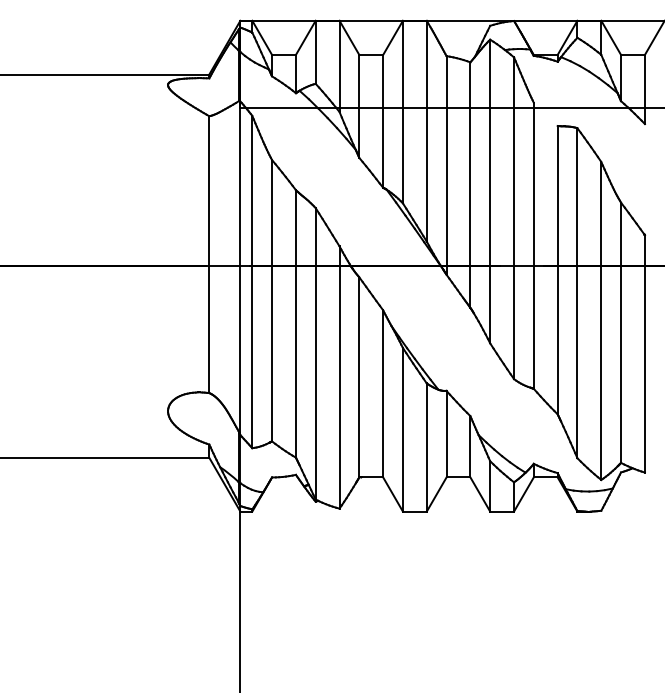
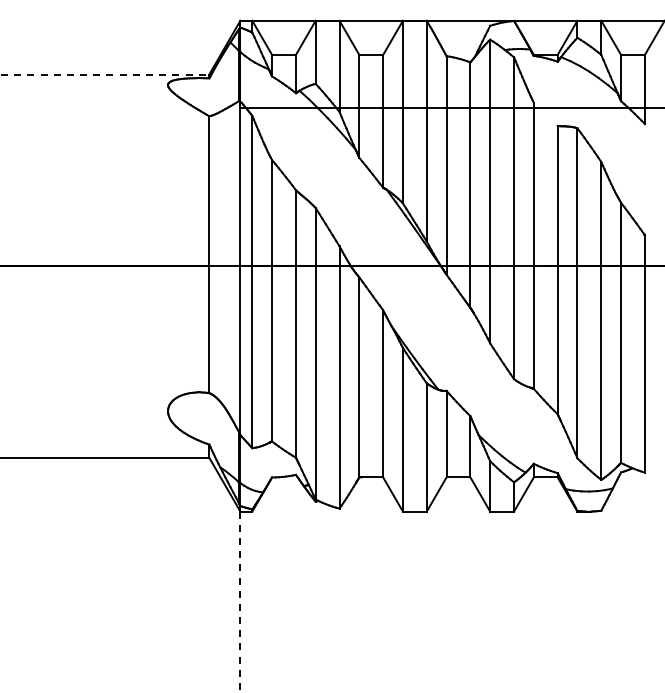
line: solid -> dashed (105, 74)
line: solid -> dashed (240, 602)
